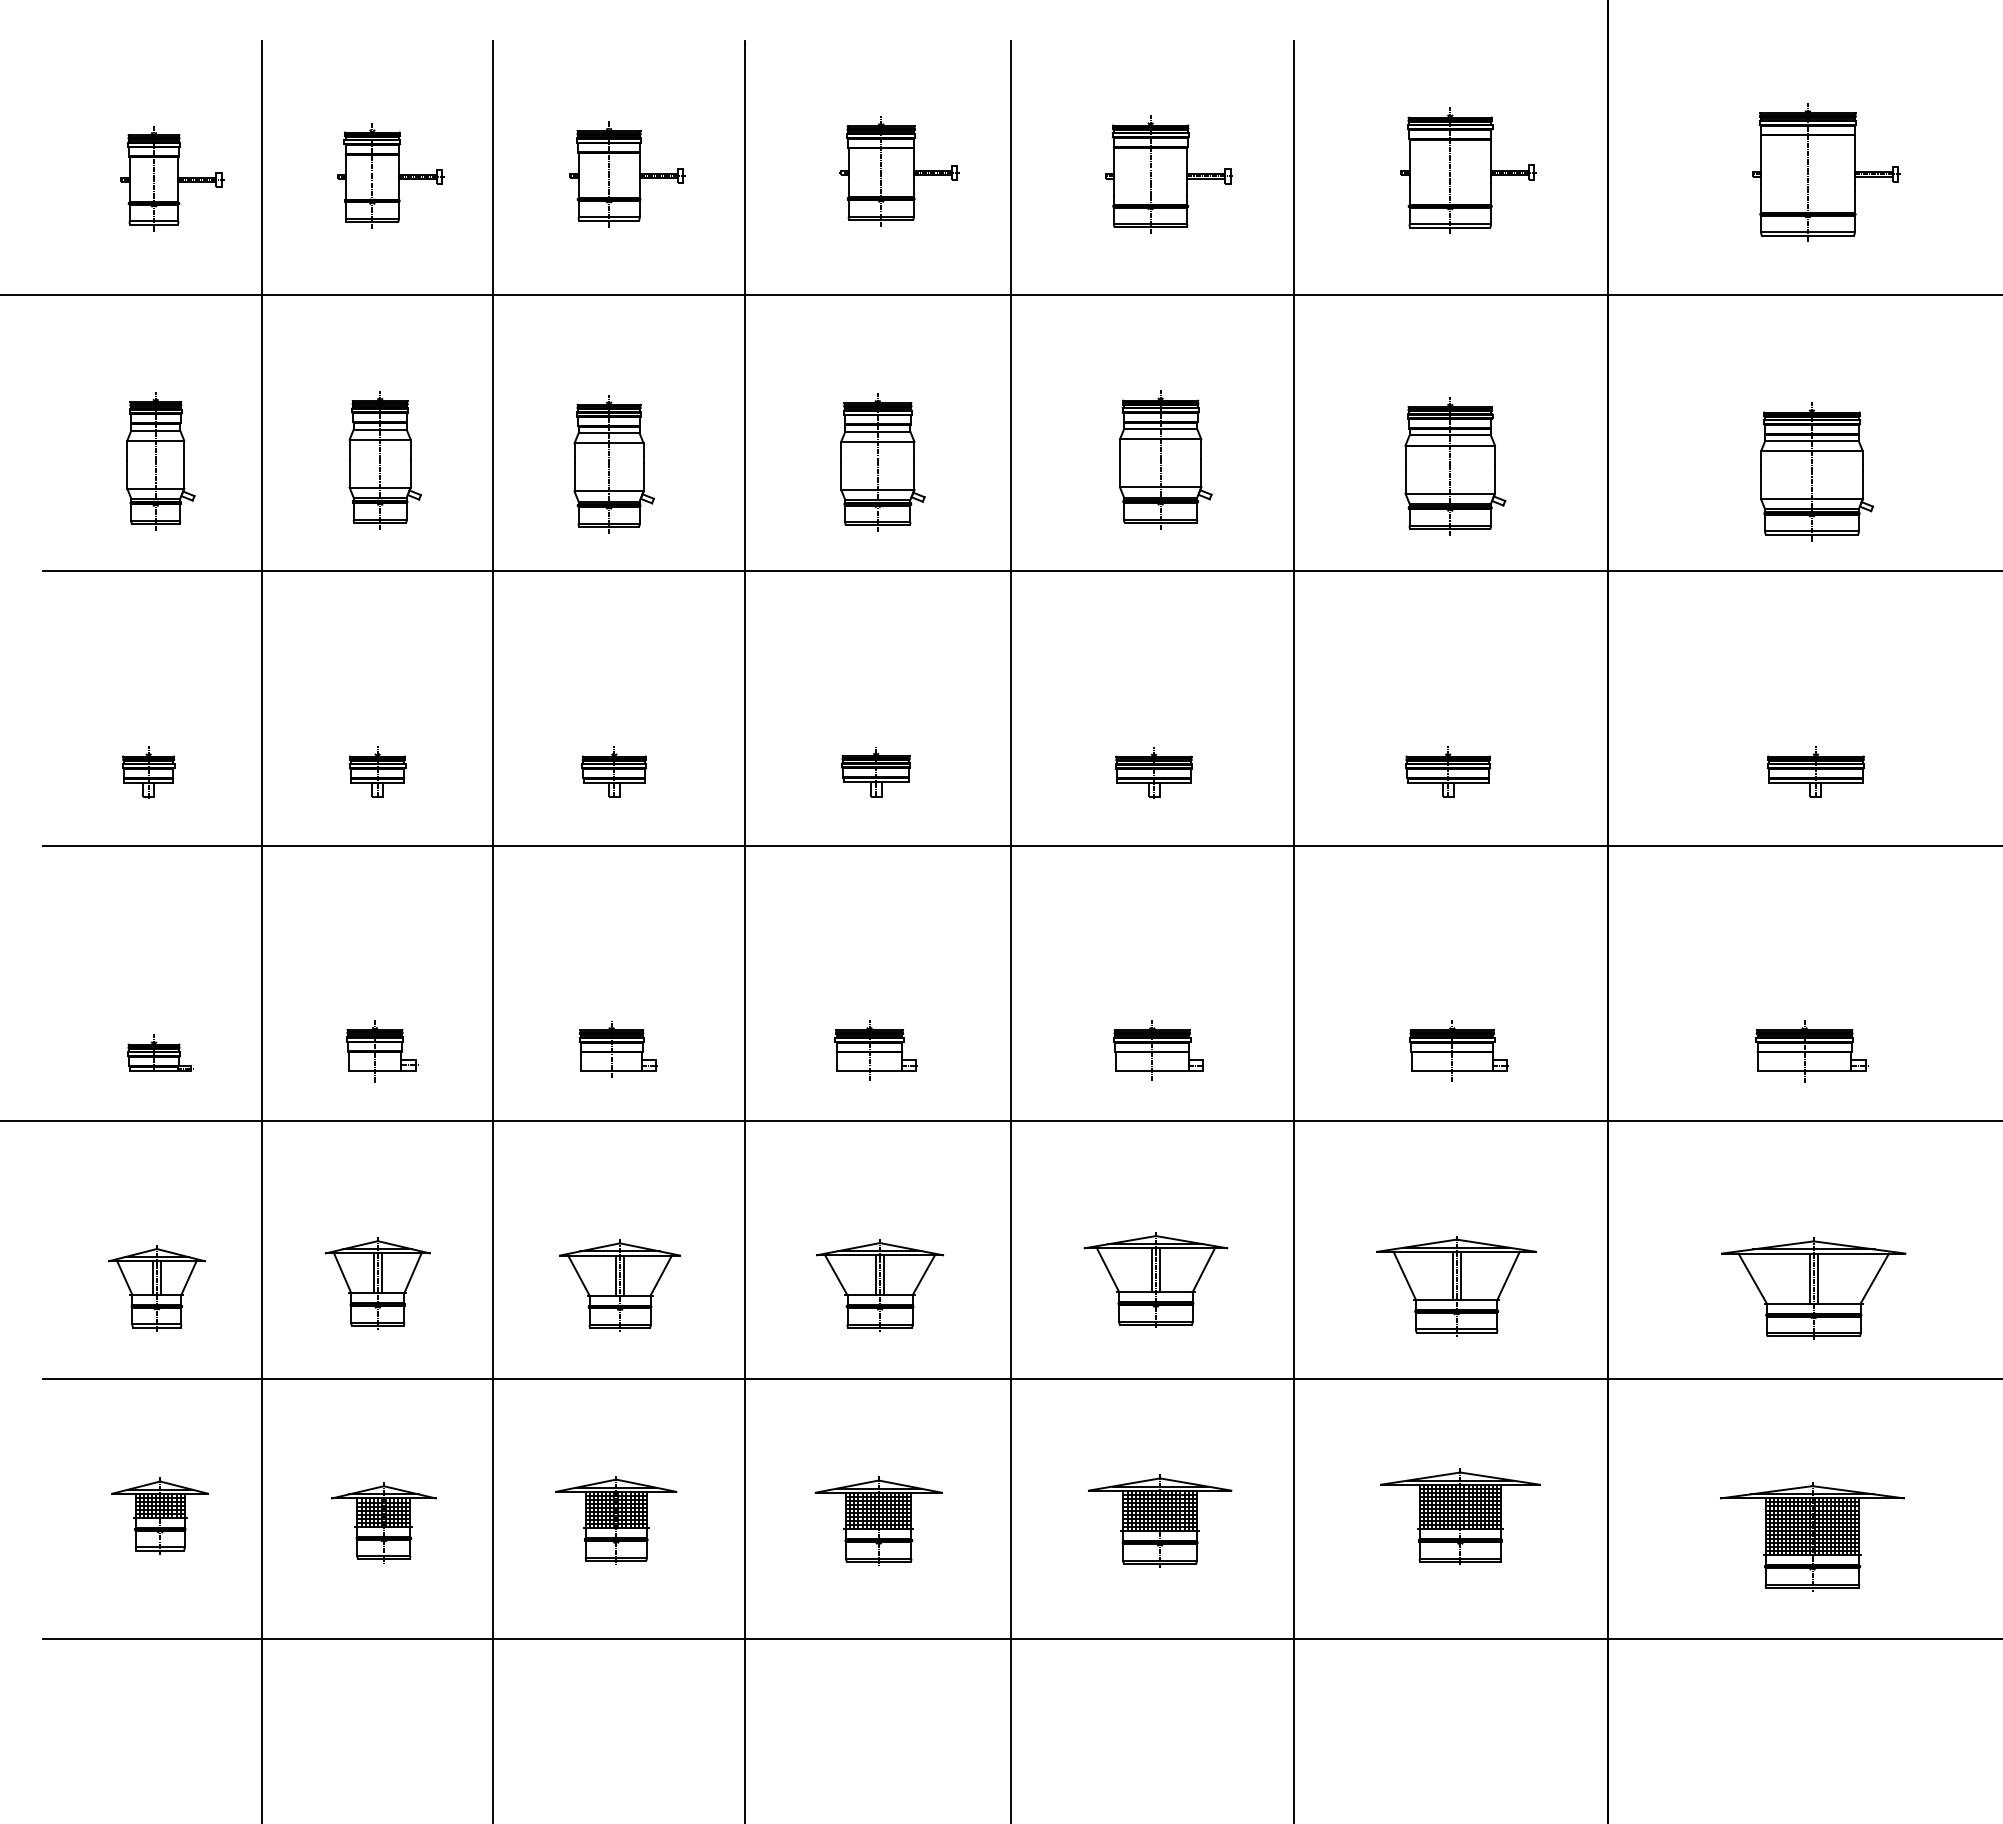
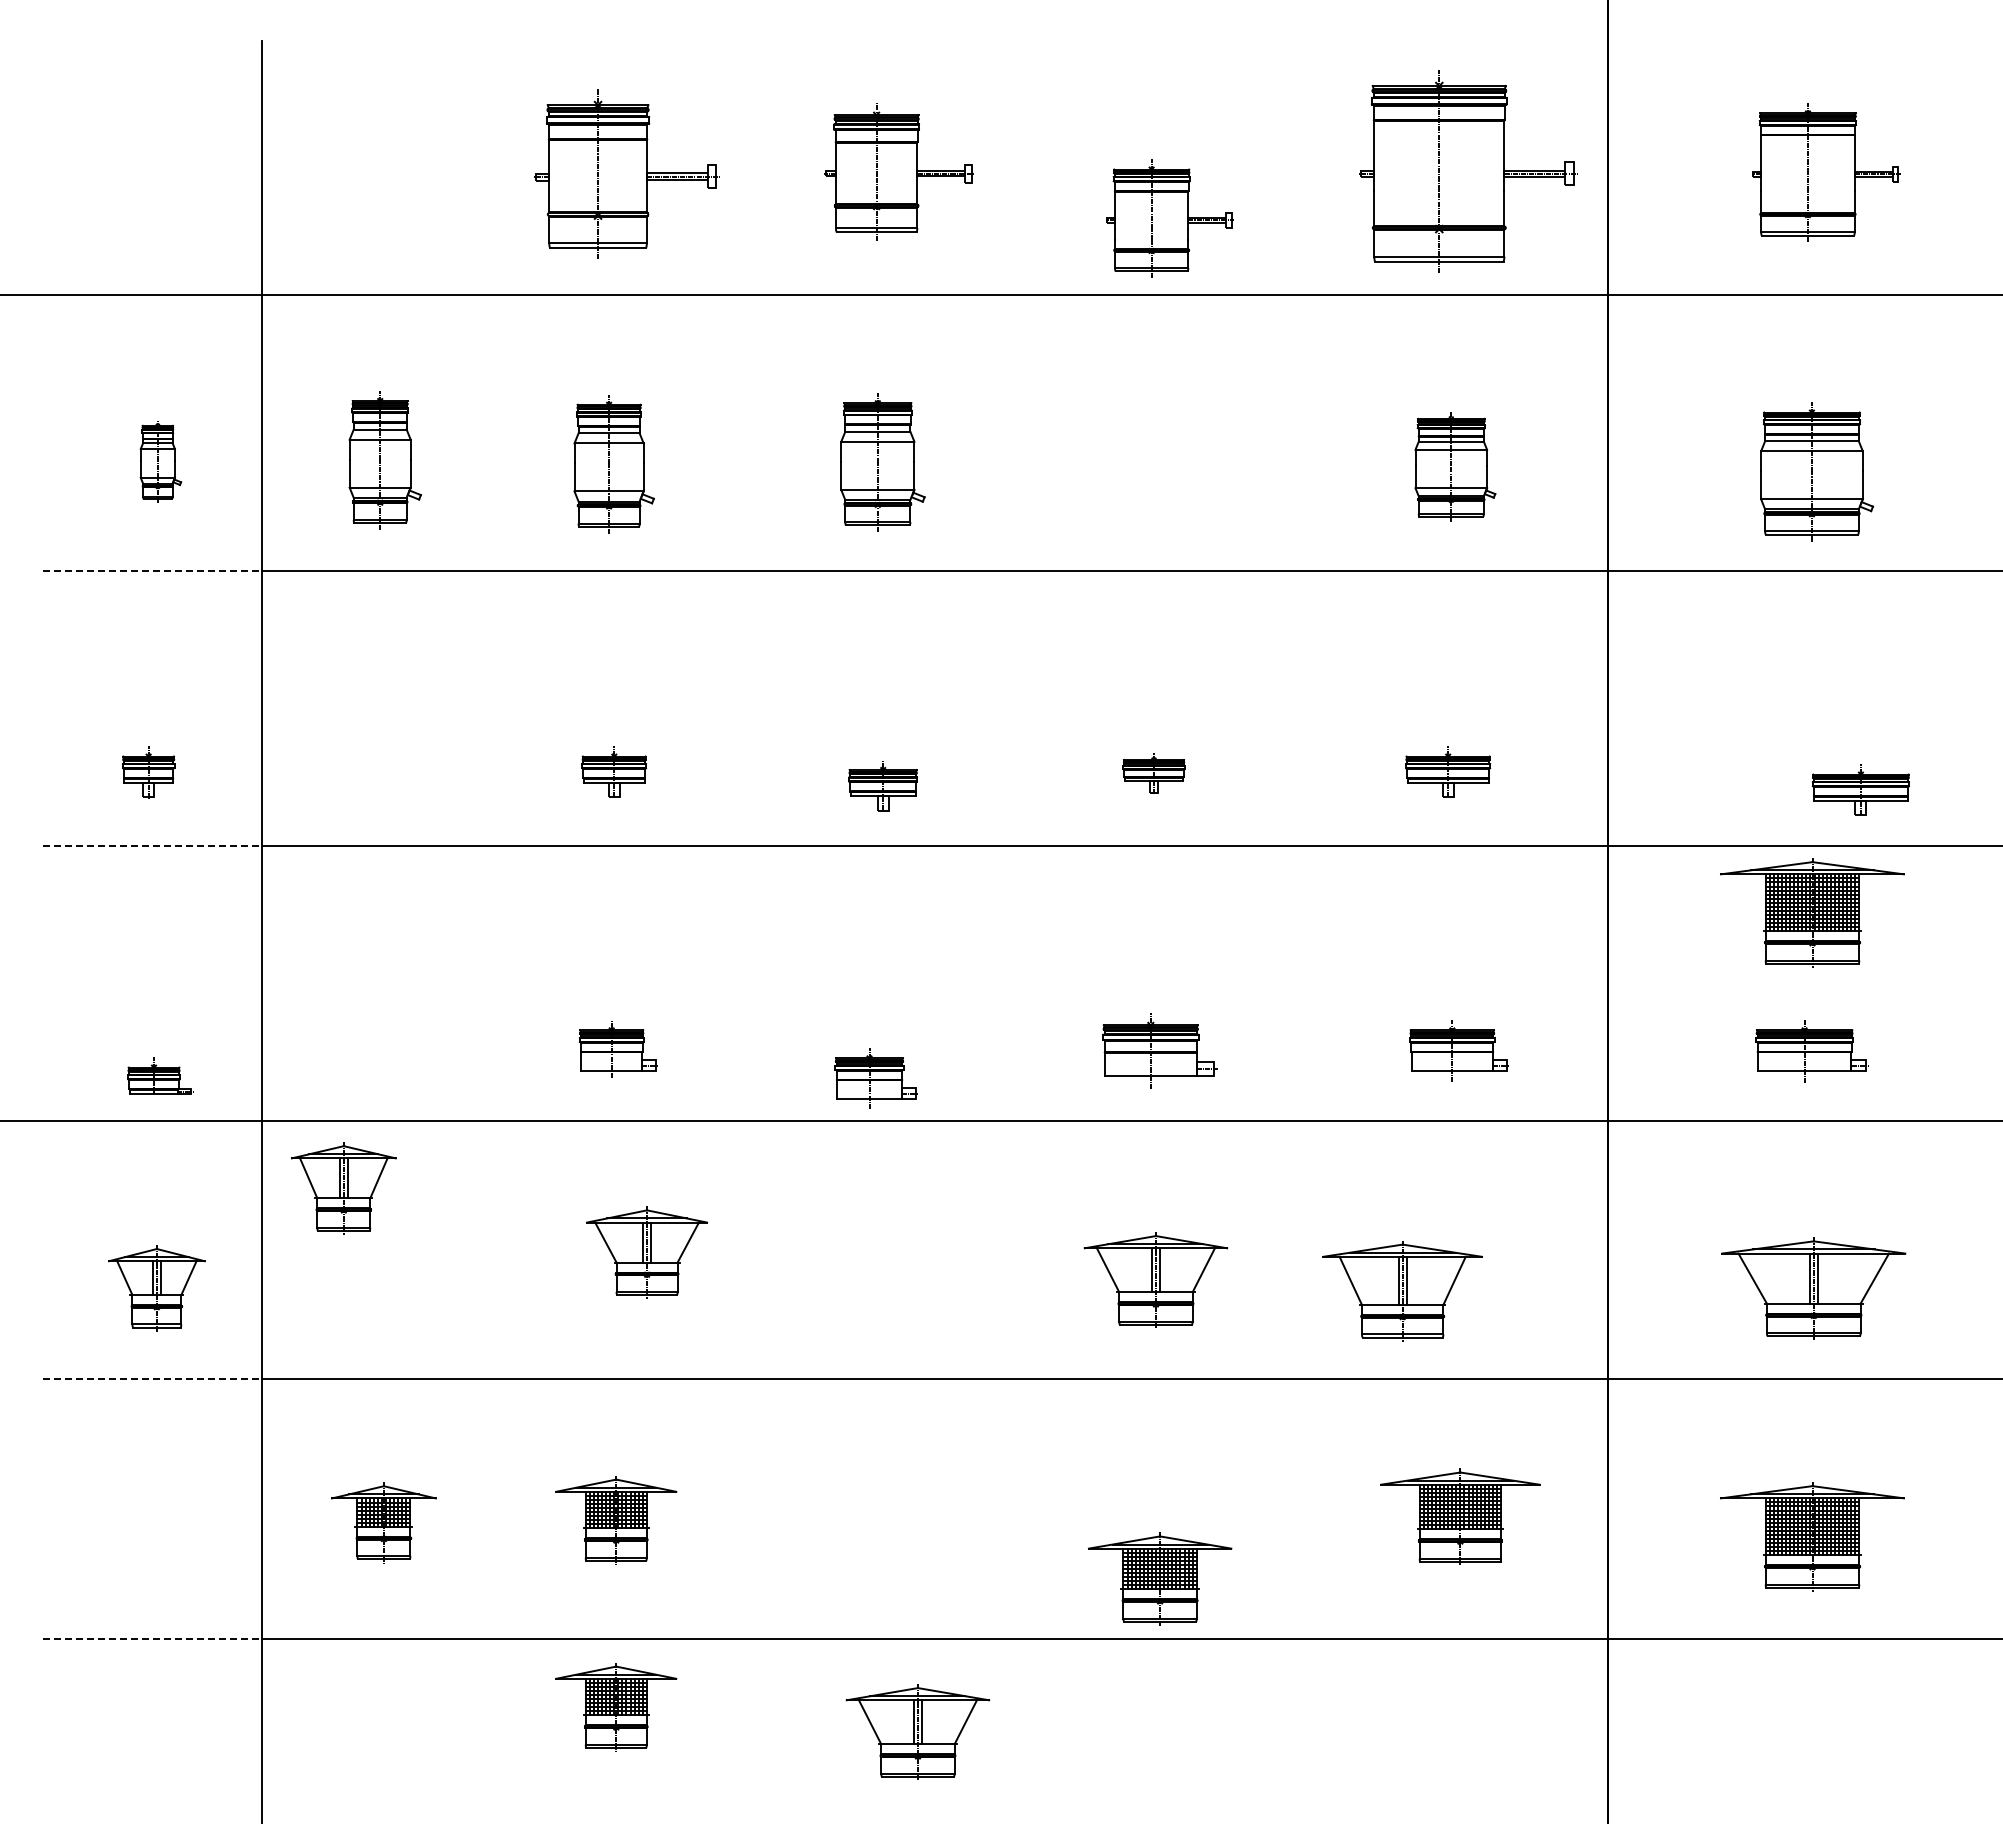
part size: 137x127 px -> 219x203 px (1468, 171)
part size: 121x111 px -> 150x138 px (898, 171)
part size: 117x107 px -> 186x170 px (626, 173)
part position: (1168, 174) -> (1169, 218) (1169, 218)
part: present -> none (390, 175)
part: present -> none (172, 178)
part: present -> none (1165, 459)
part size: 70x139 px -> 44x82 px (160, 461)
part size: 103x139 px -> 83x110 px (1455, 466)
line: solid -> dashed (152, 570)
part: present -> none (377, 771)
part position: (1815, 771) -> (1860, 789) (1860, 789)
part position: (875, 772) -> (882, 786) (882, 786)
part size: 78x52 px -> 64x41 px (1153, 773)
line: solid -> dashed (152, 845)
part: none -> present (1812, 912)
line: present -> none (492, 930)
line: present -> none (745, 930)
line: present -> none (1010, 930)
line: present -> none (1293, 930)
part position: (875, 1050) -> (875, 1078) (875, 1078)
part size: 91x61 px -> 116x76 px (1159, 1050)
part: present -> none (382, 1051)
part position: (160, 1052) -> (160, 1075) (160, 1075)
part position: (377, 1283) -> (343, 1188) (343, 1188)
part position: (619, 1285) -> (646, 1252) (646, 1252)
part: present -> none (879, 1285)
part position: (1456, 1286) -> (1402, 1291) (1402, 1291)
line: solid -> dashed (152, 1378)
part: present -> none (160, 1515)
part: present -> none (878, 1520)
part position: (1160, 1520) -> (1160, 1578) (1160, 1578)
line: solid -> dashed (152, 1638)
part: none -> present (616, 1707)
part: none -> present (917, 1731)
